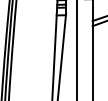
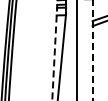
line: solid -> dashed (54, 49)
line: solid -> dashed (92, 50)
